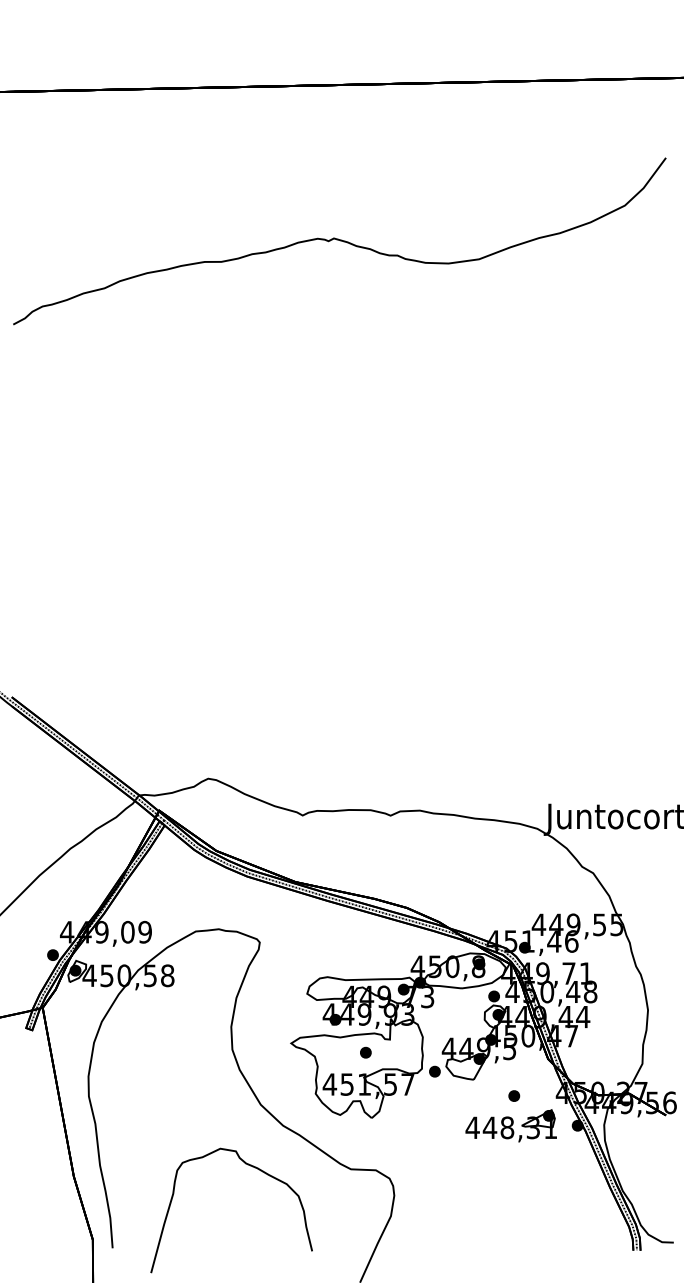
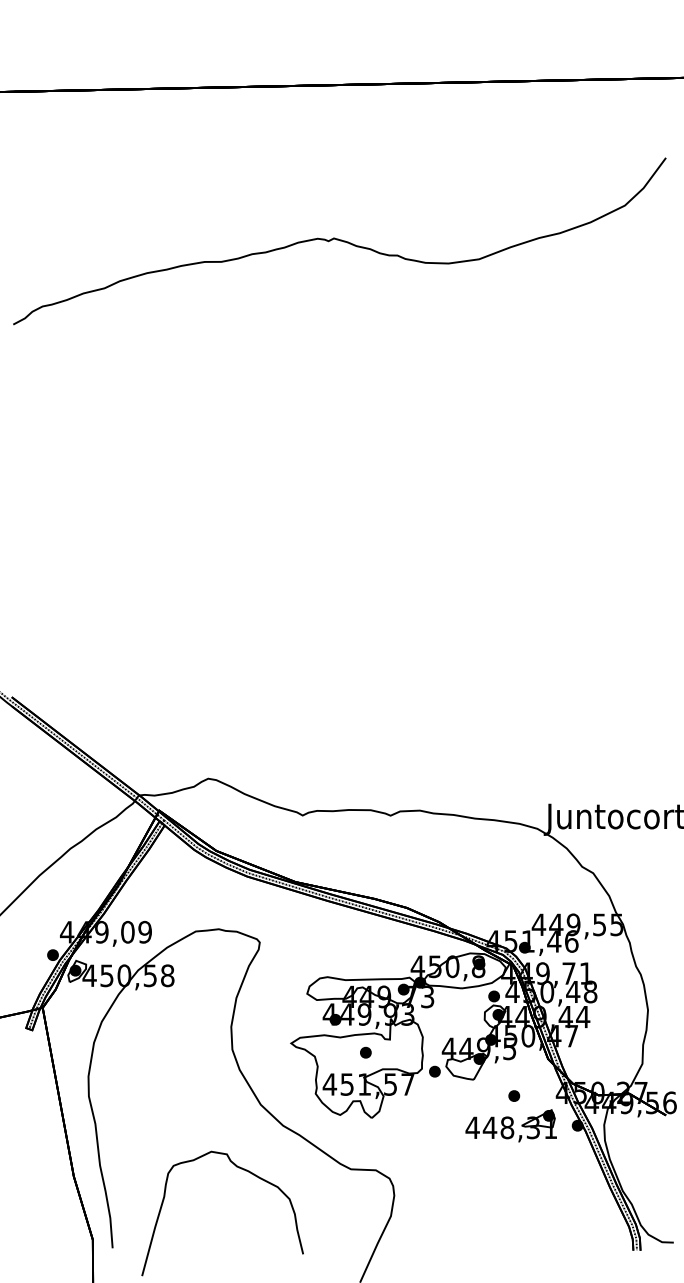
part position: (247, 1165) -> (238, 1168) (238, 1168)
